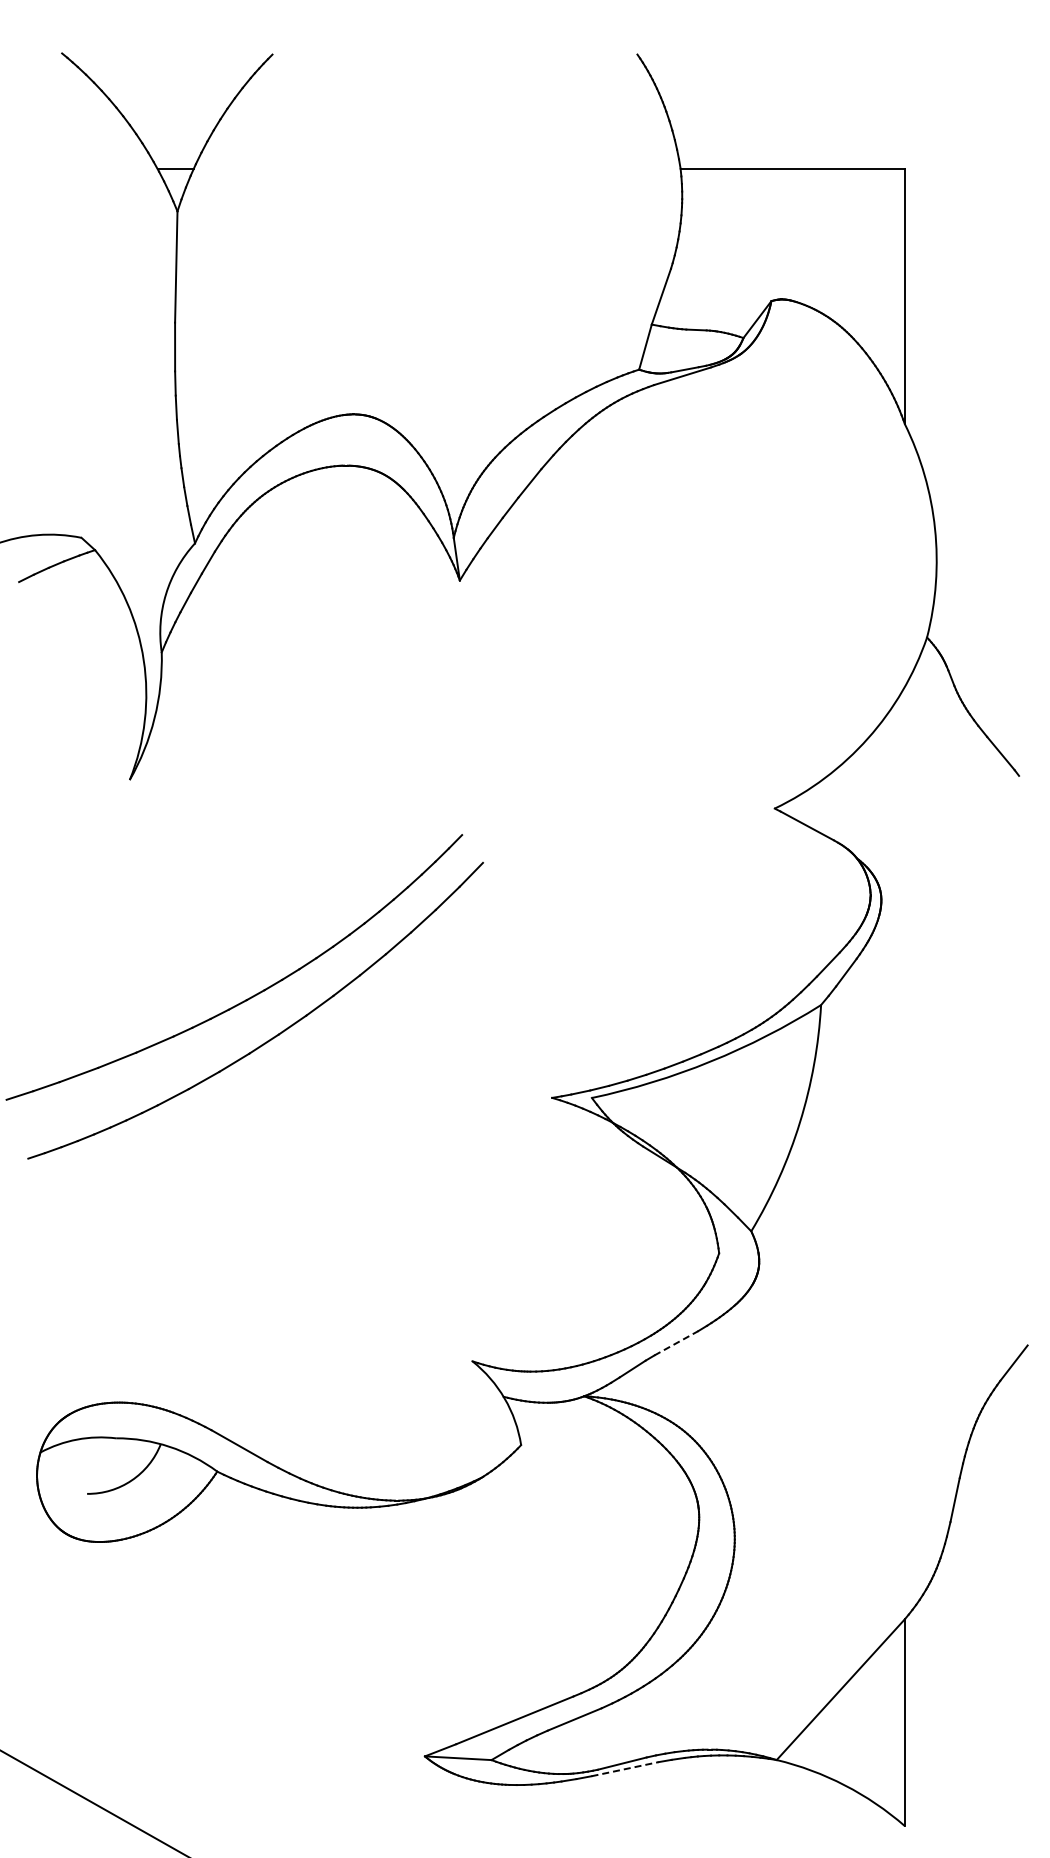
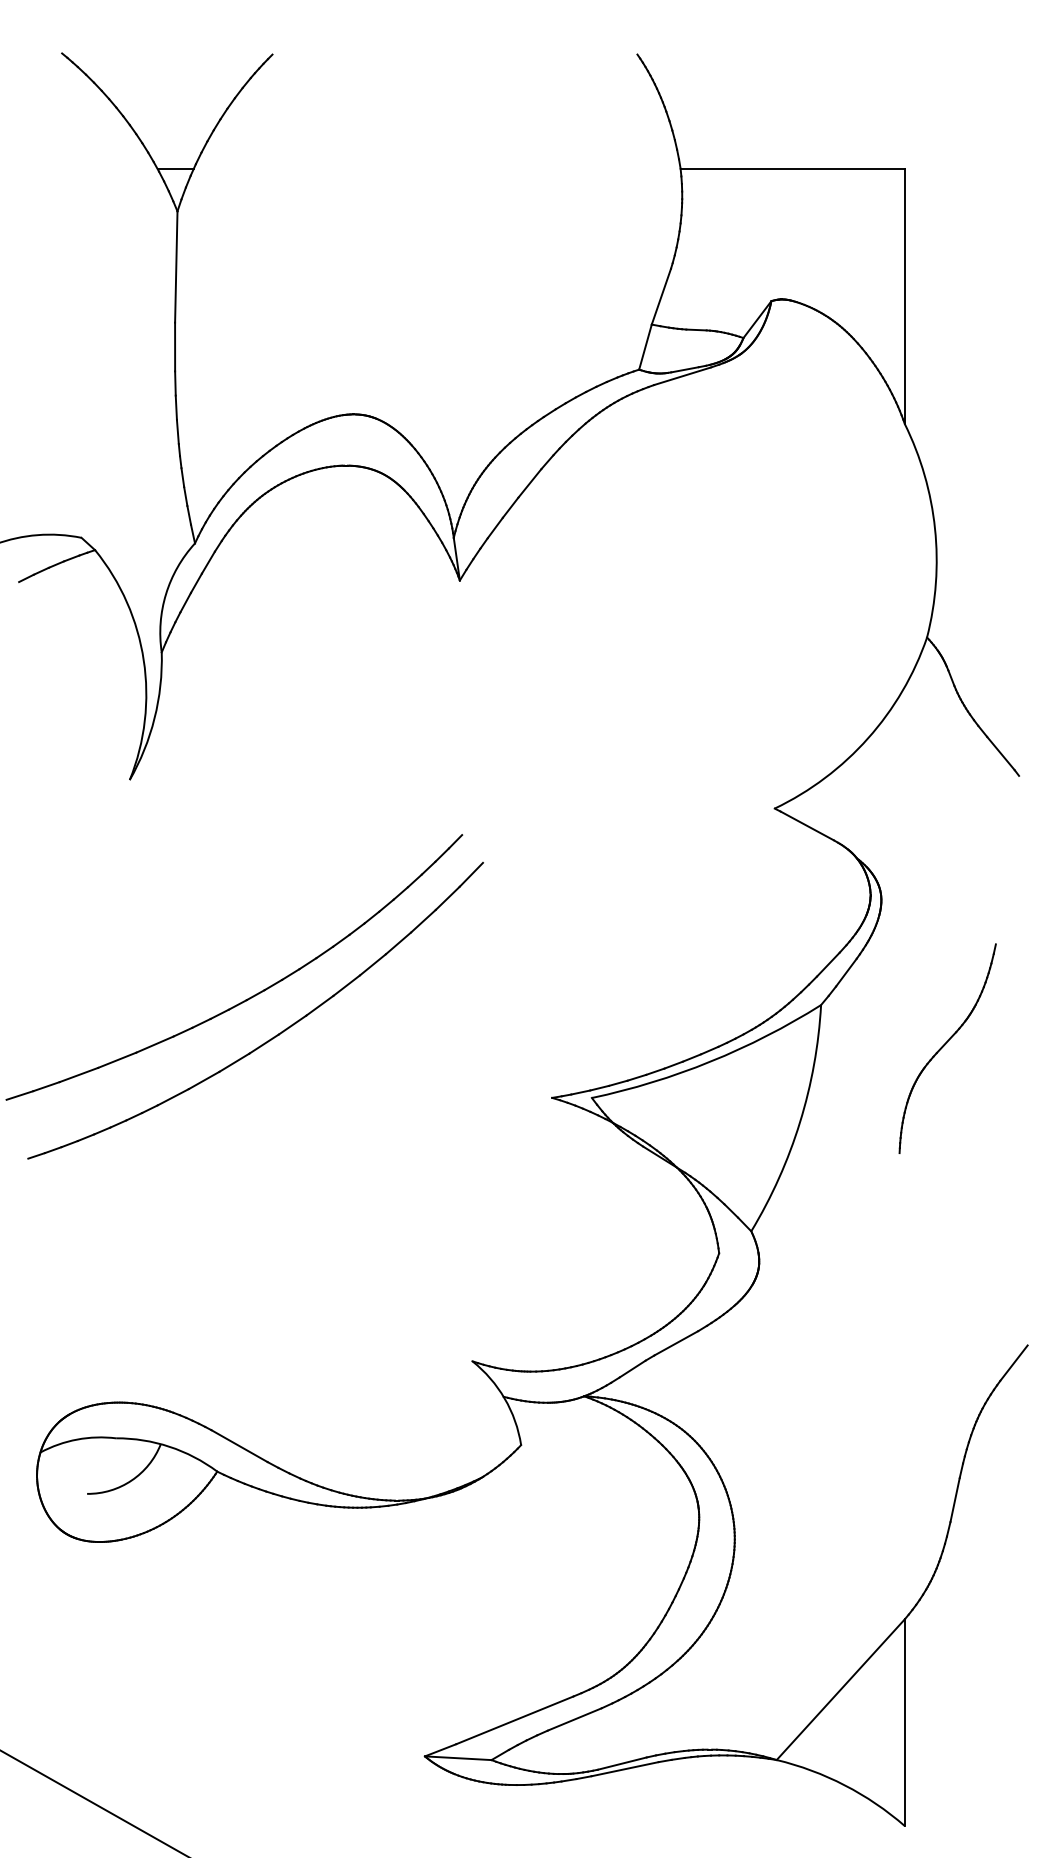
part: none -> present (947, 1048)
line: dashed -> solid (676, 1343)
line: dashed -> solid (625, 1769)
